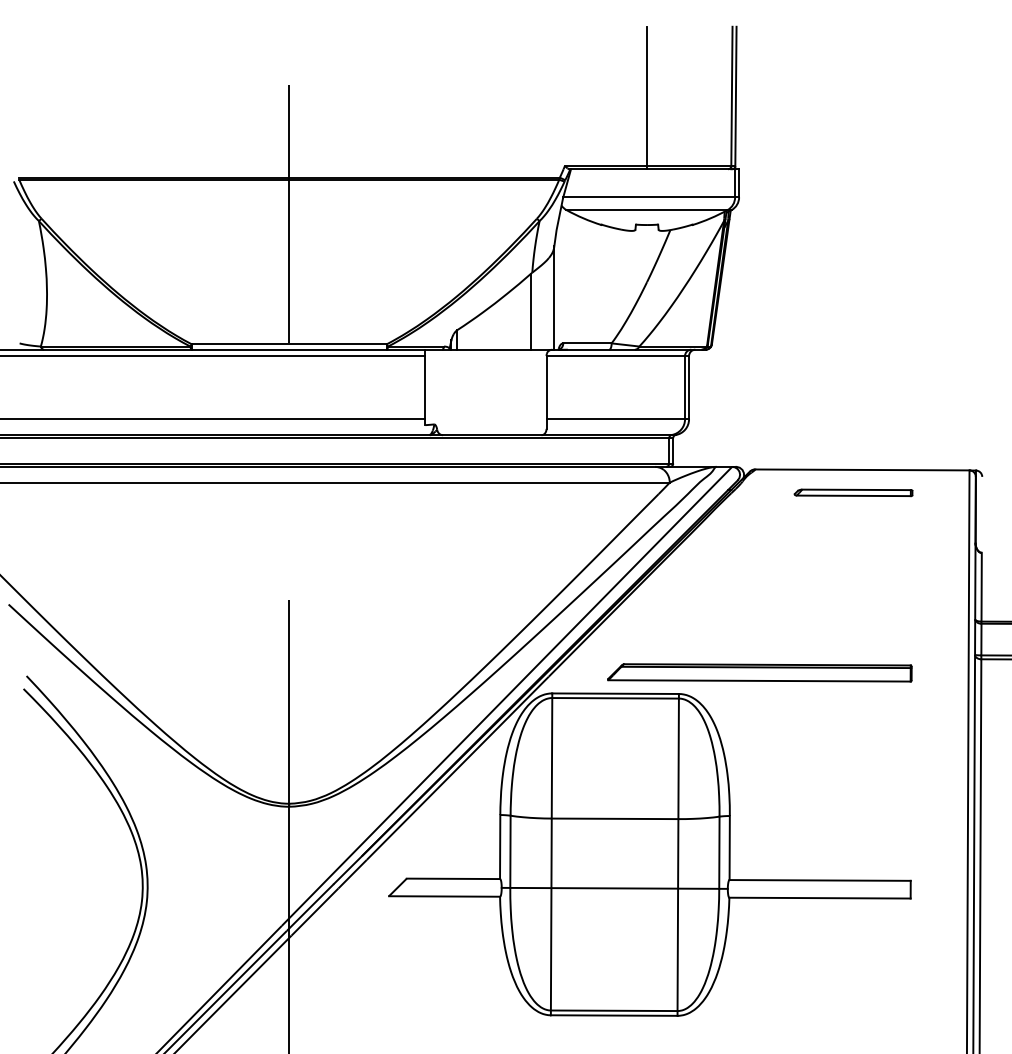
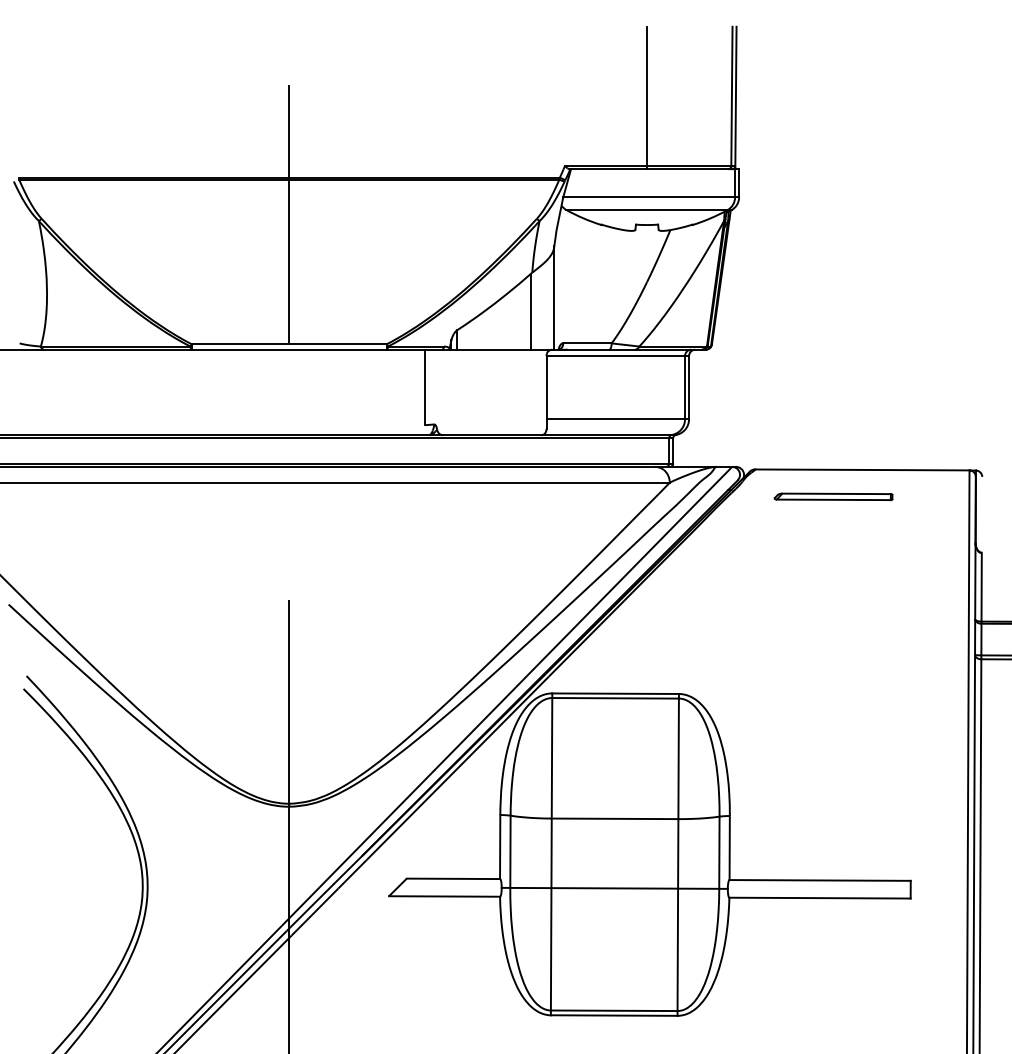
line: present -> none (213, 356)
line: present -> none (213, 419)
part position: (853, 492) -> (833, 496) (833, 496)
part: present -> none (759, 672)
